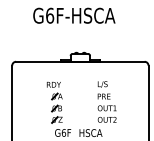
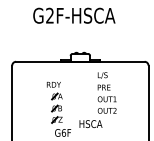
text: G6F-HSCA -> G2F-HSCA (50, 15)
text position: (97, 108) -> (97, 99) (97, 99)
